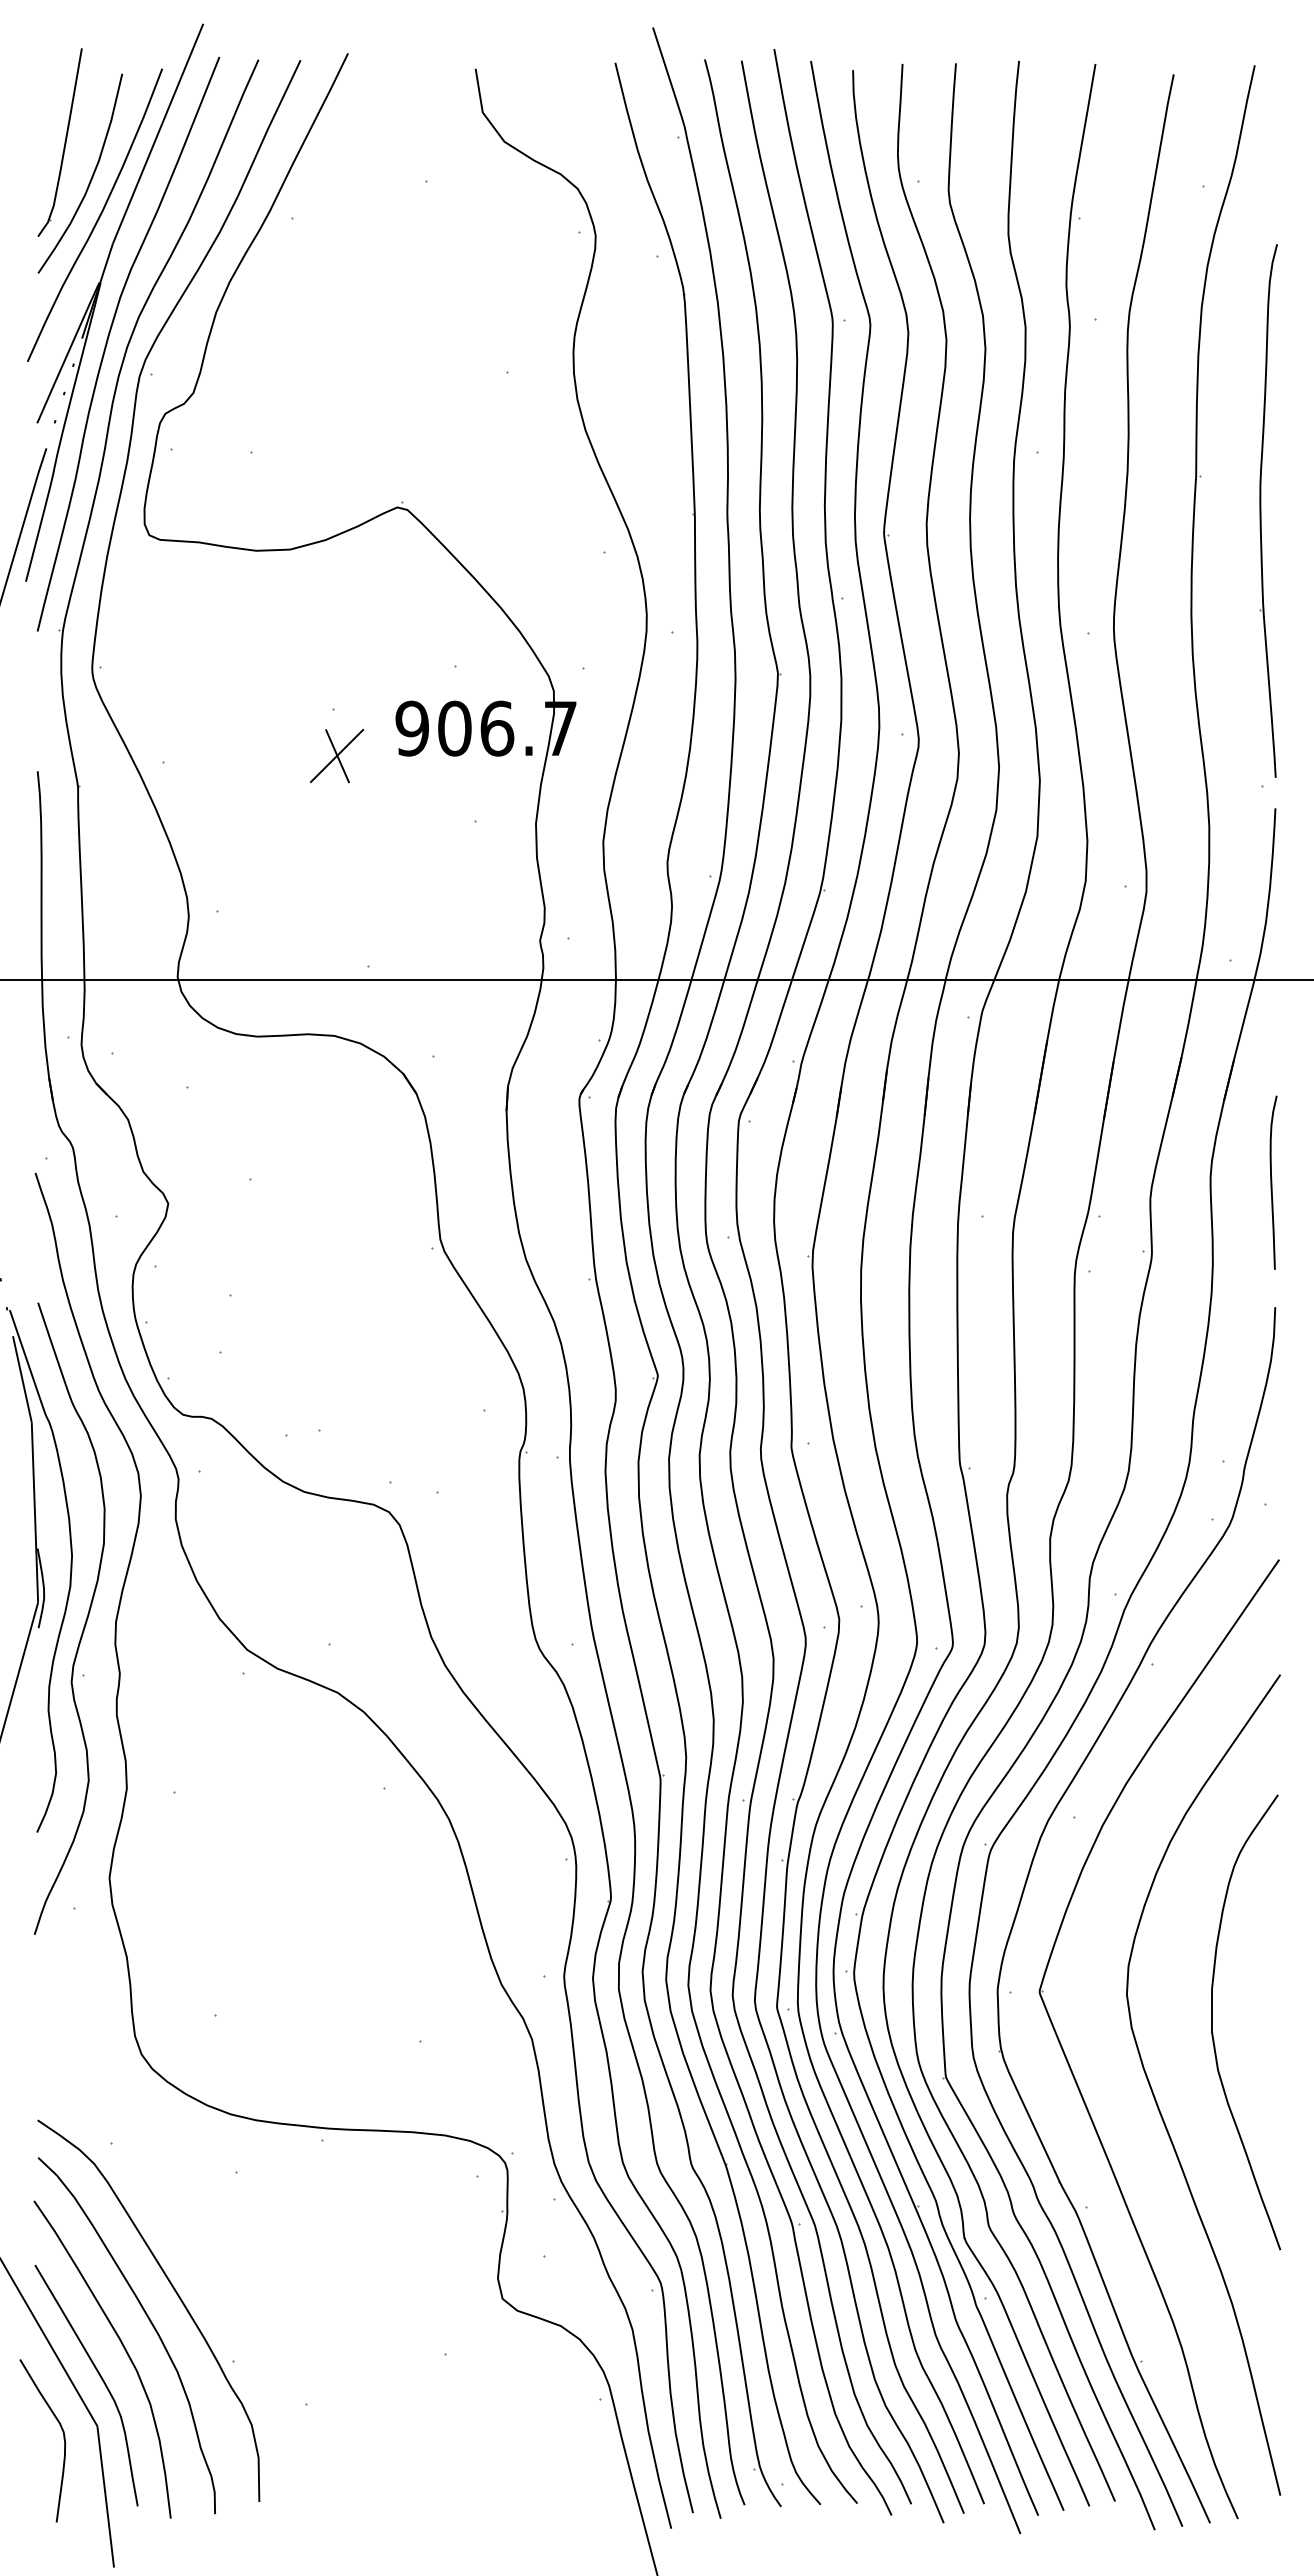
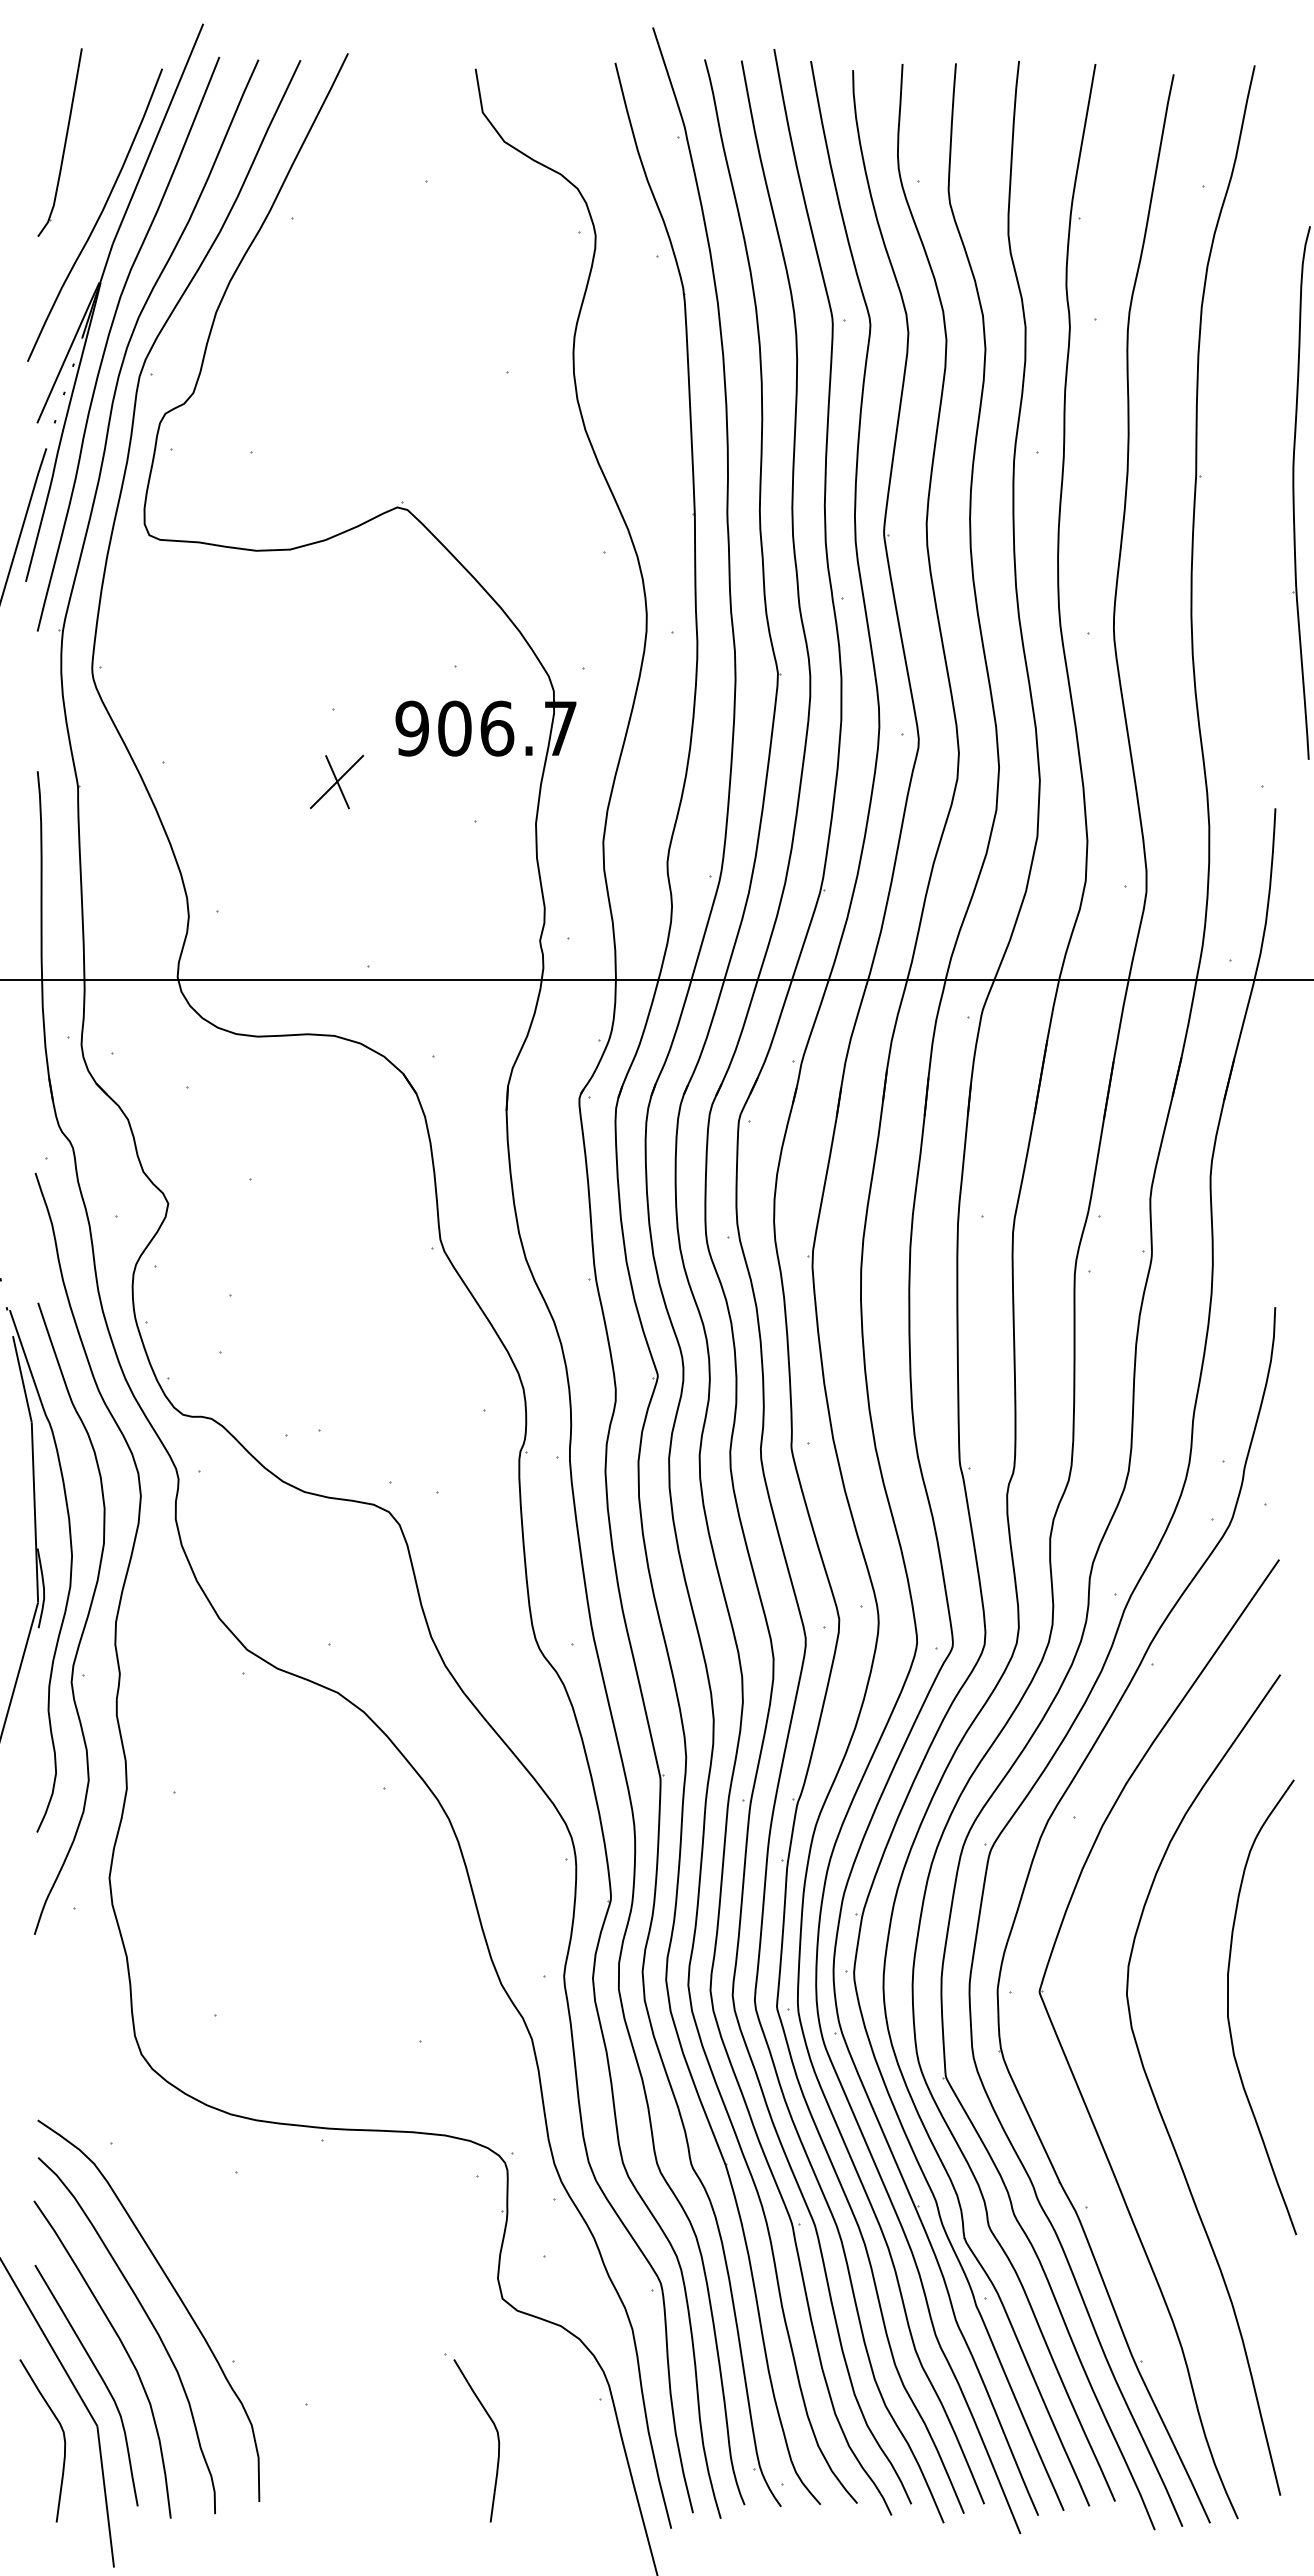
curve: present -> none (90, 178)
part position: (1261, 510) -> (1294, 492) (1294, 492)
part position: (337, 755) -> (337, 781) (337, 781)
curve: present -> none (1272, 1182)
curve position: (1212, 2022) -> (1228, 2007) (1228, 2007)
curve: none -> present (497, 2439)
